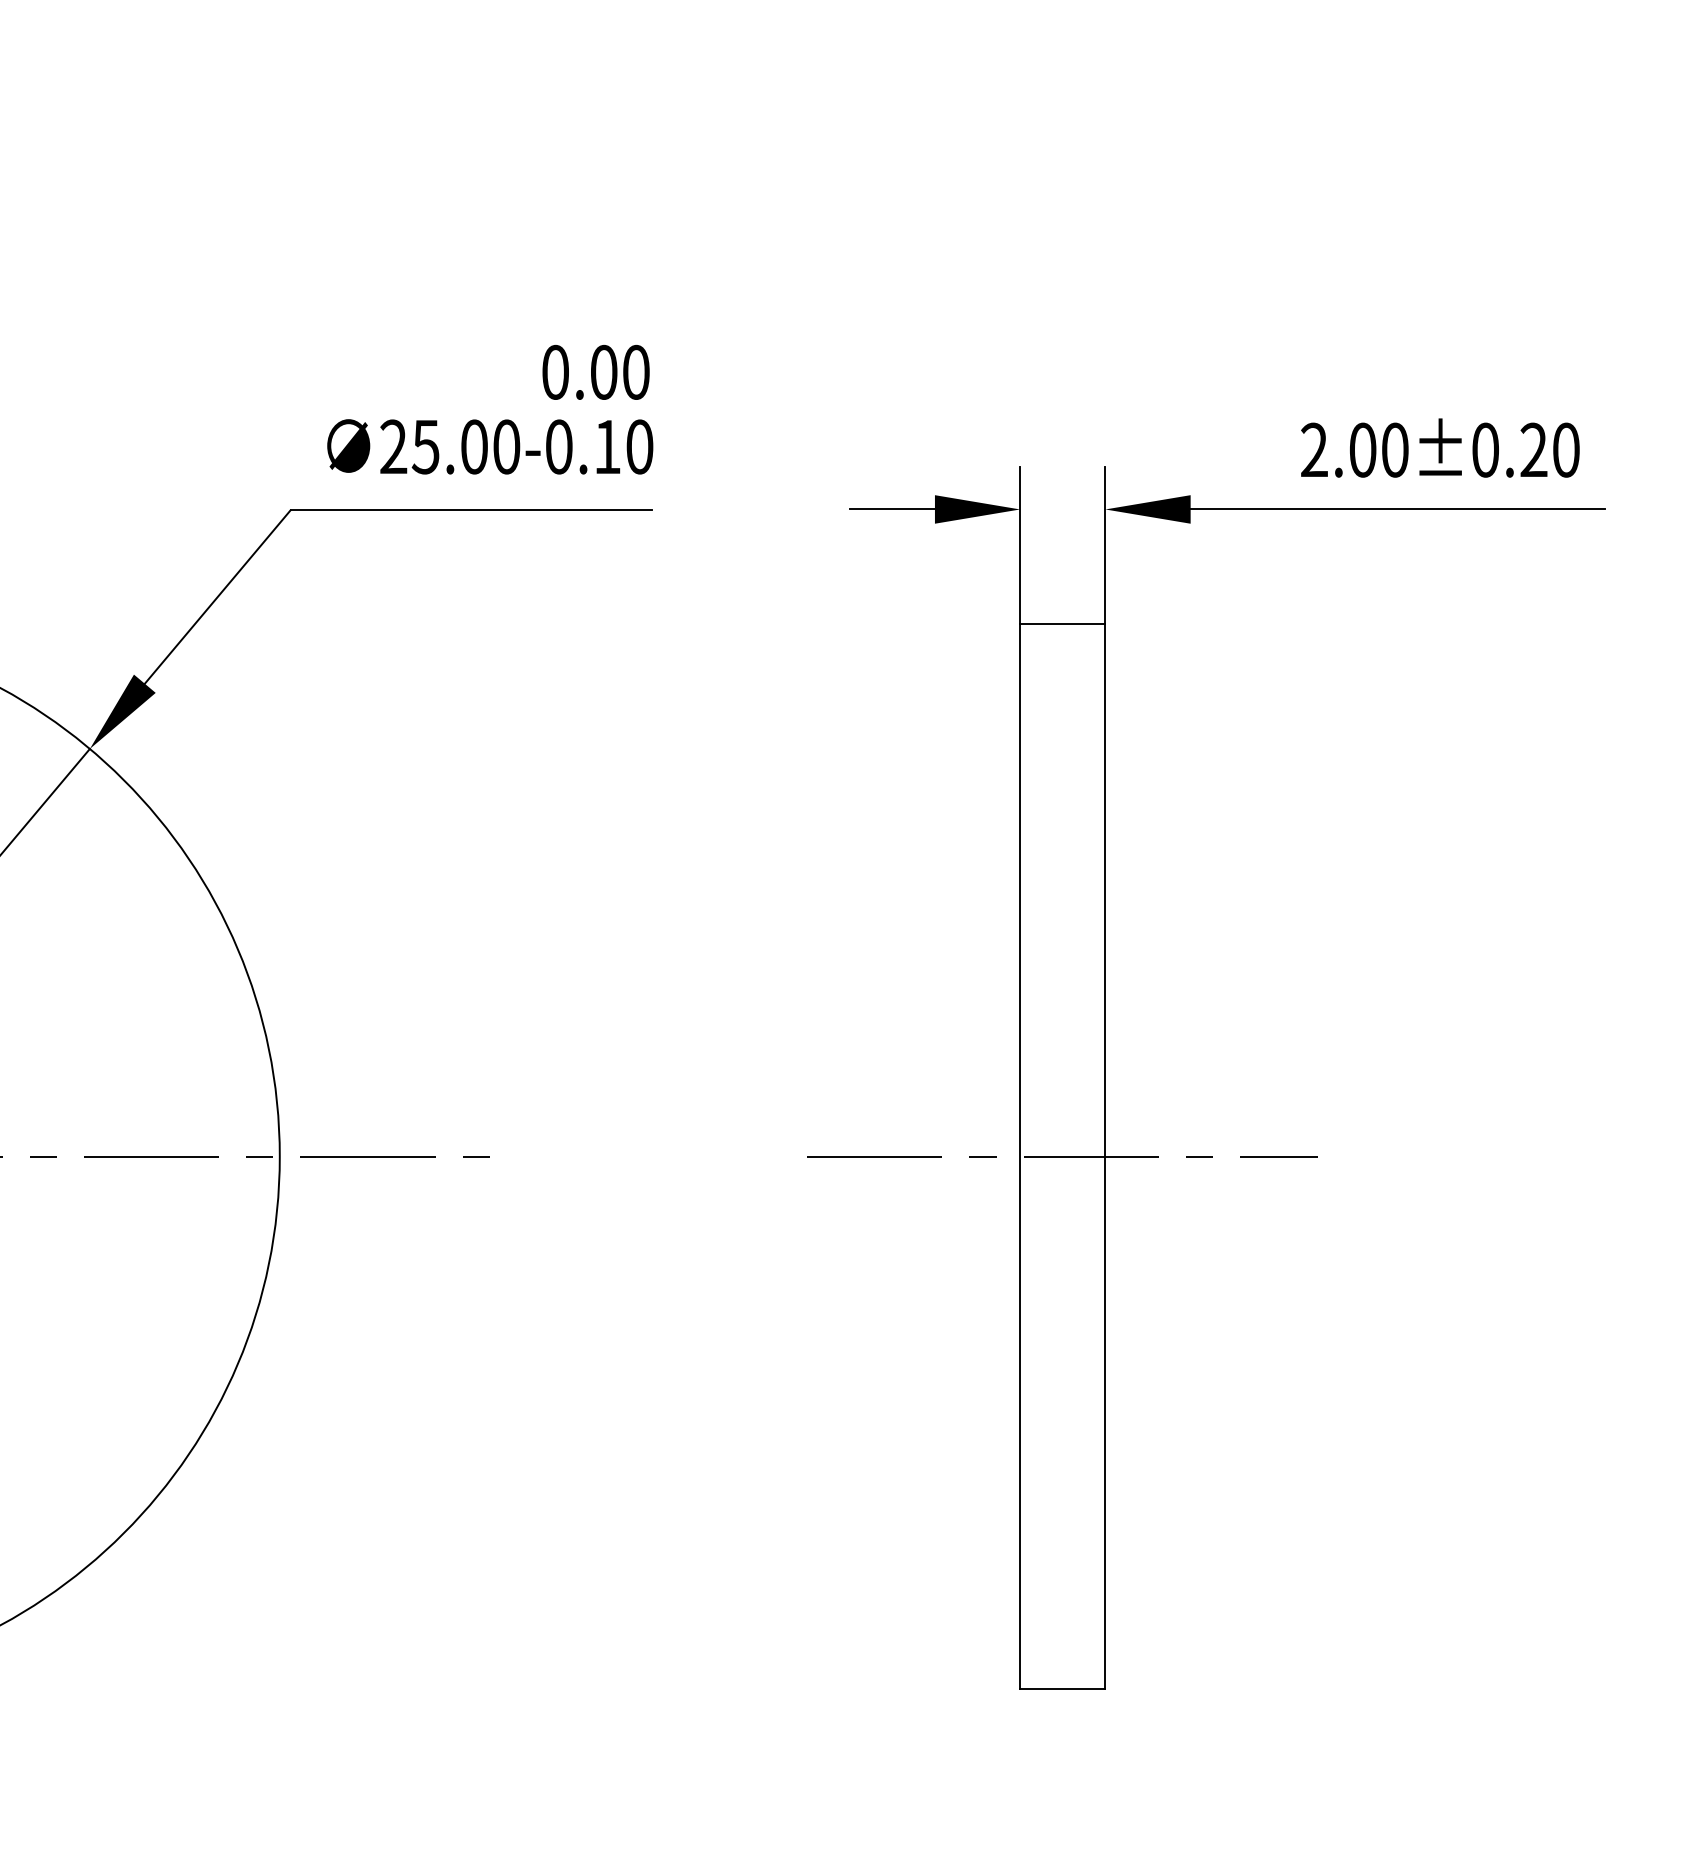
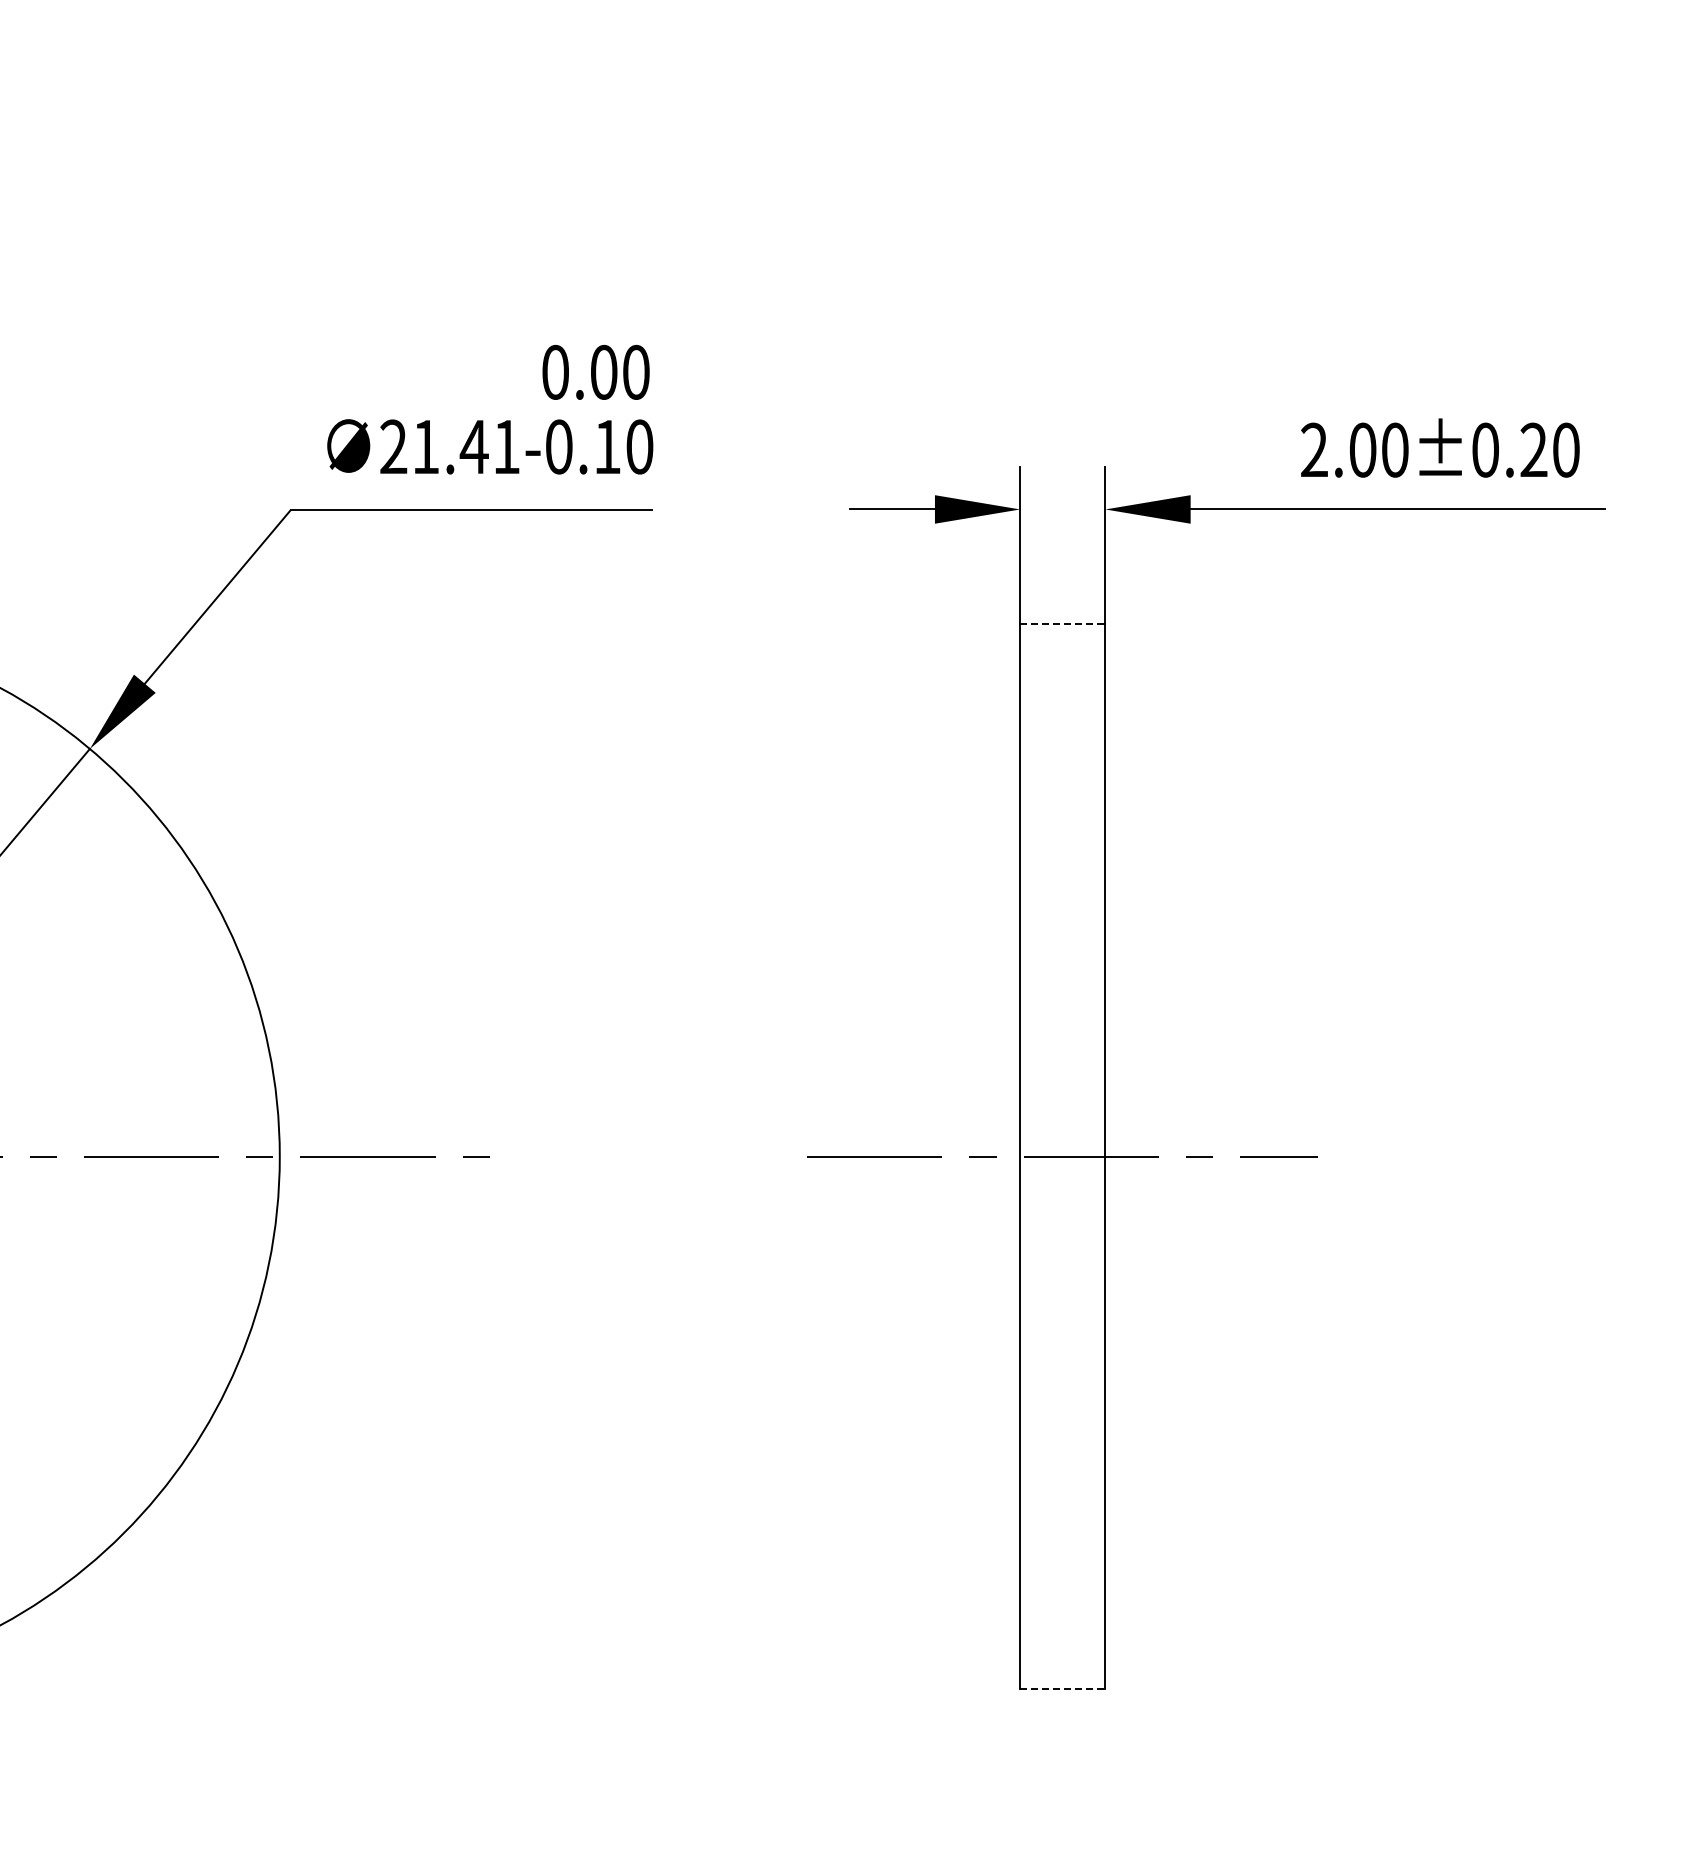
text: 25.00 -> 21.41 (465, 446)
line: solid -> dashed (1062, 623)
line: solid -> dashed (1062, 1689)
